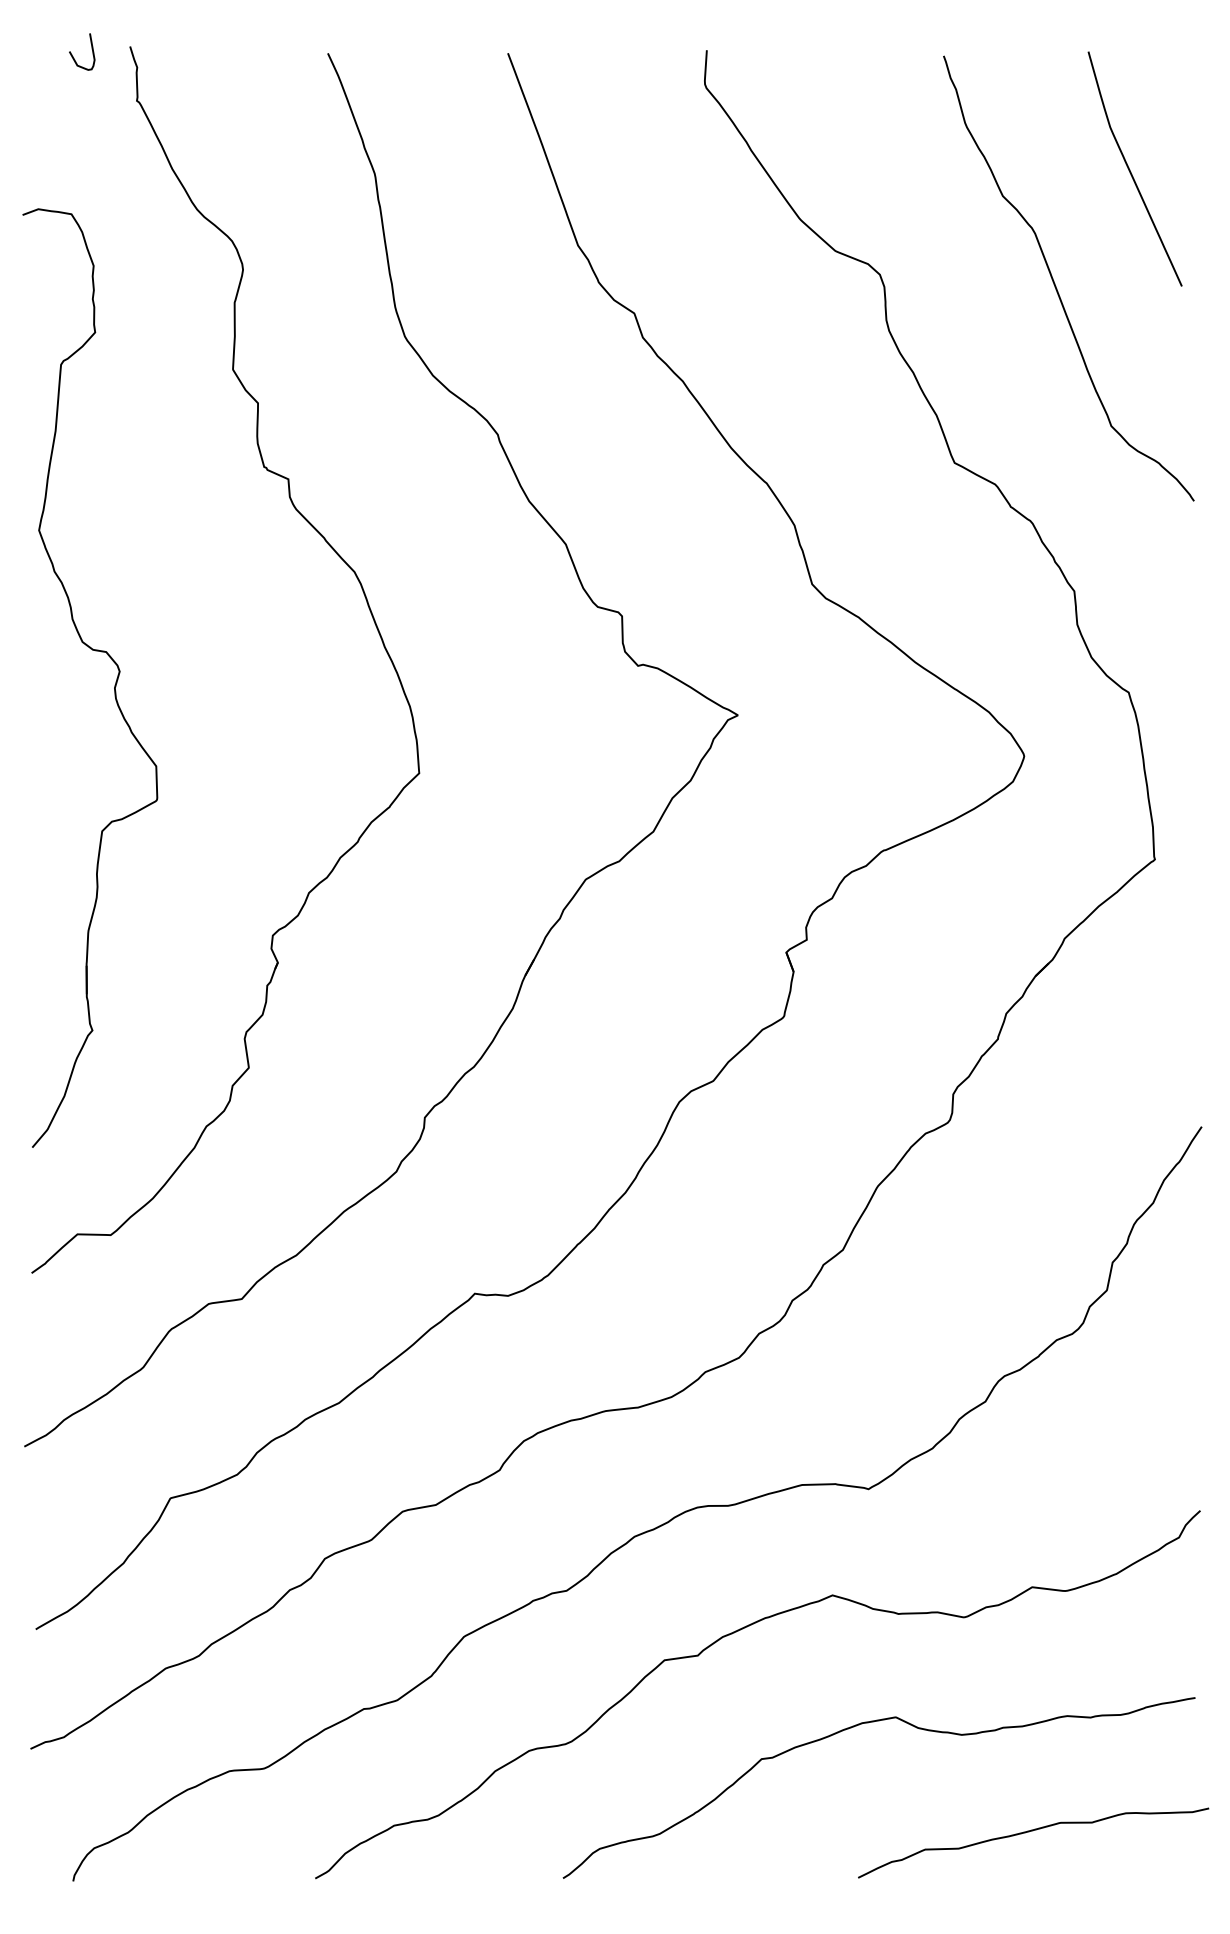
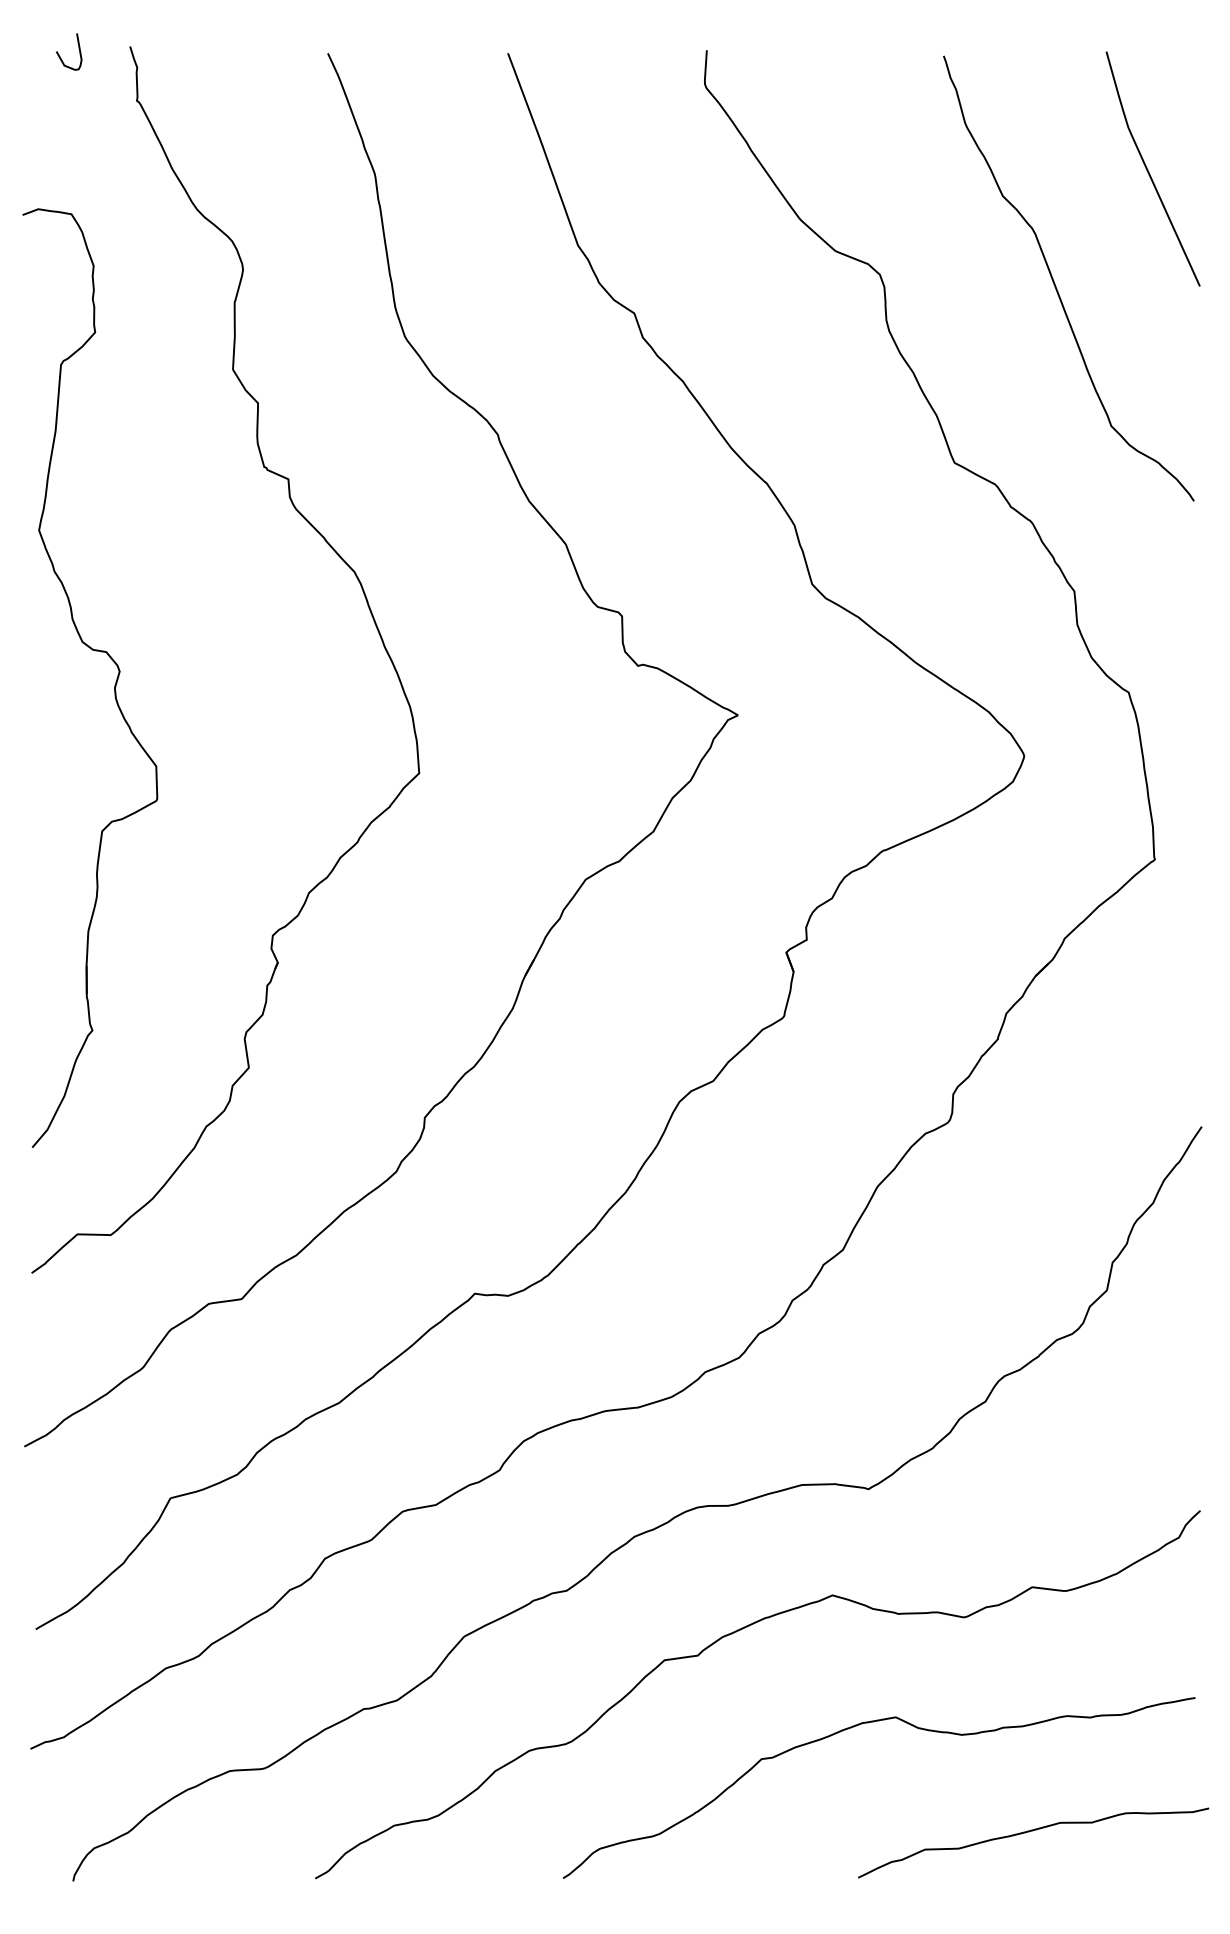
curve position: (91, 49) -> (78, 49) (78, 49)
curve position: (1130, 169) -> (1148, 169) (1148, 169)
